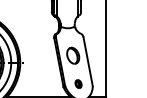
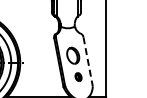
line: solid -> dashed (88, 61)
part position: (78, 83) -> (78, 76) (78, 76)
